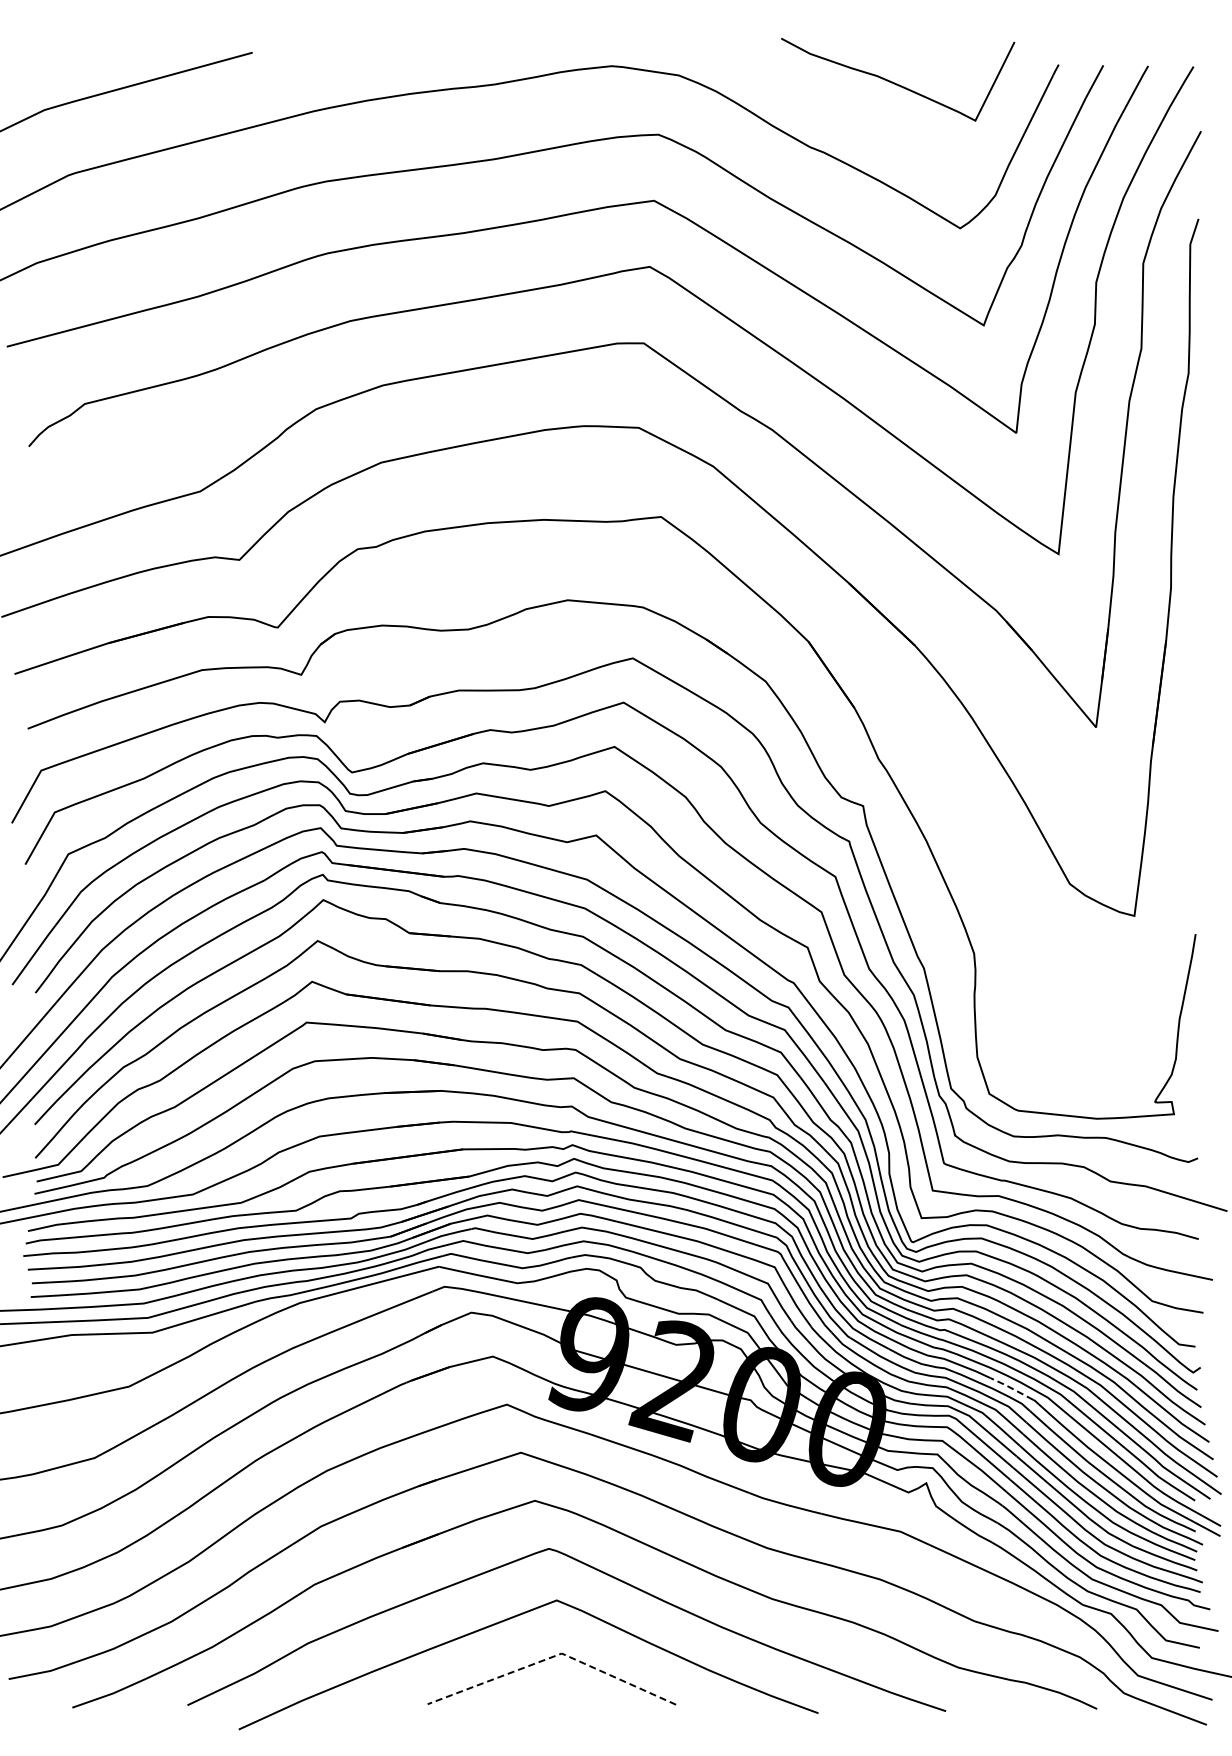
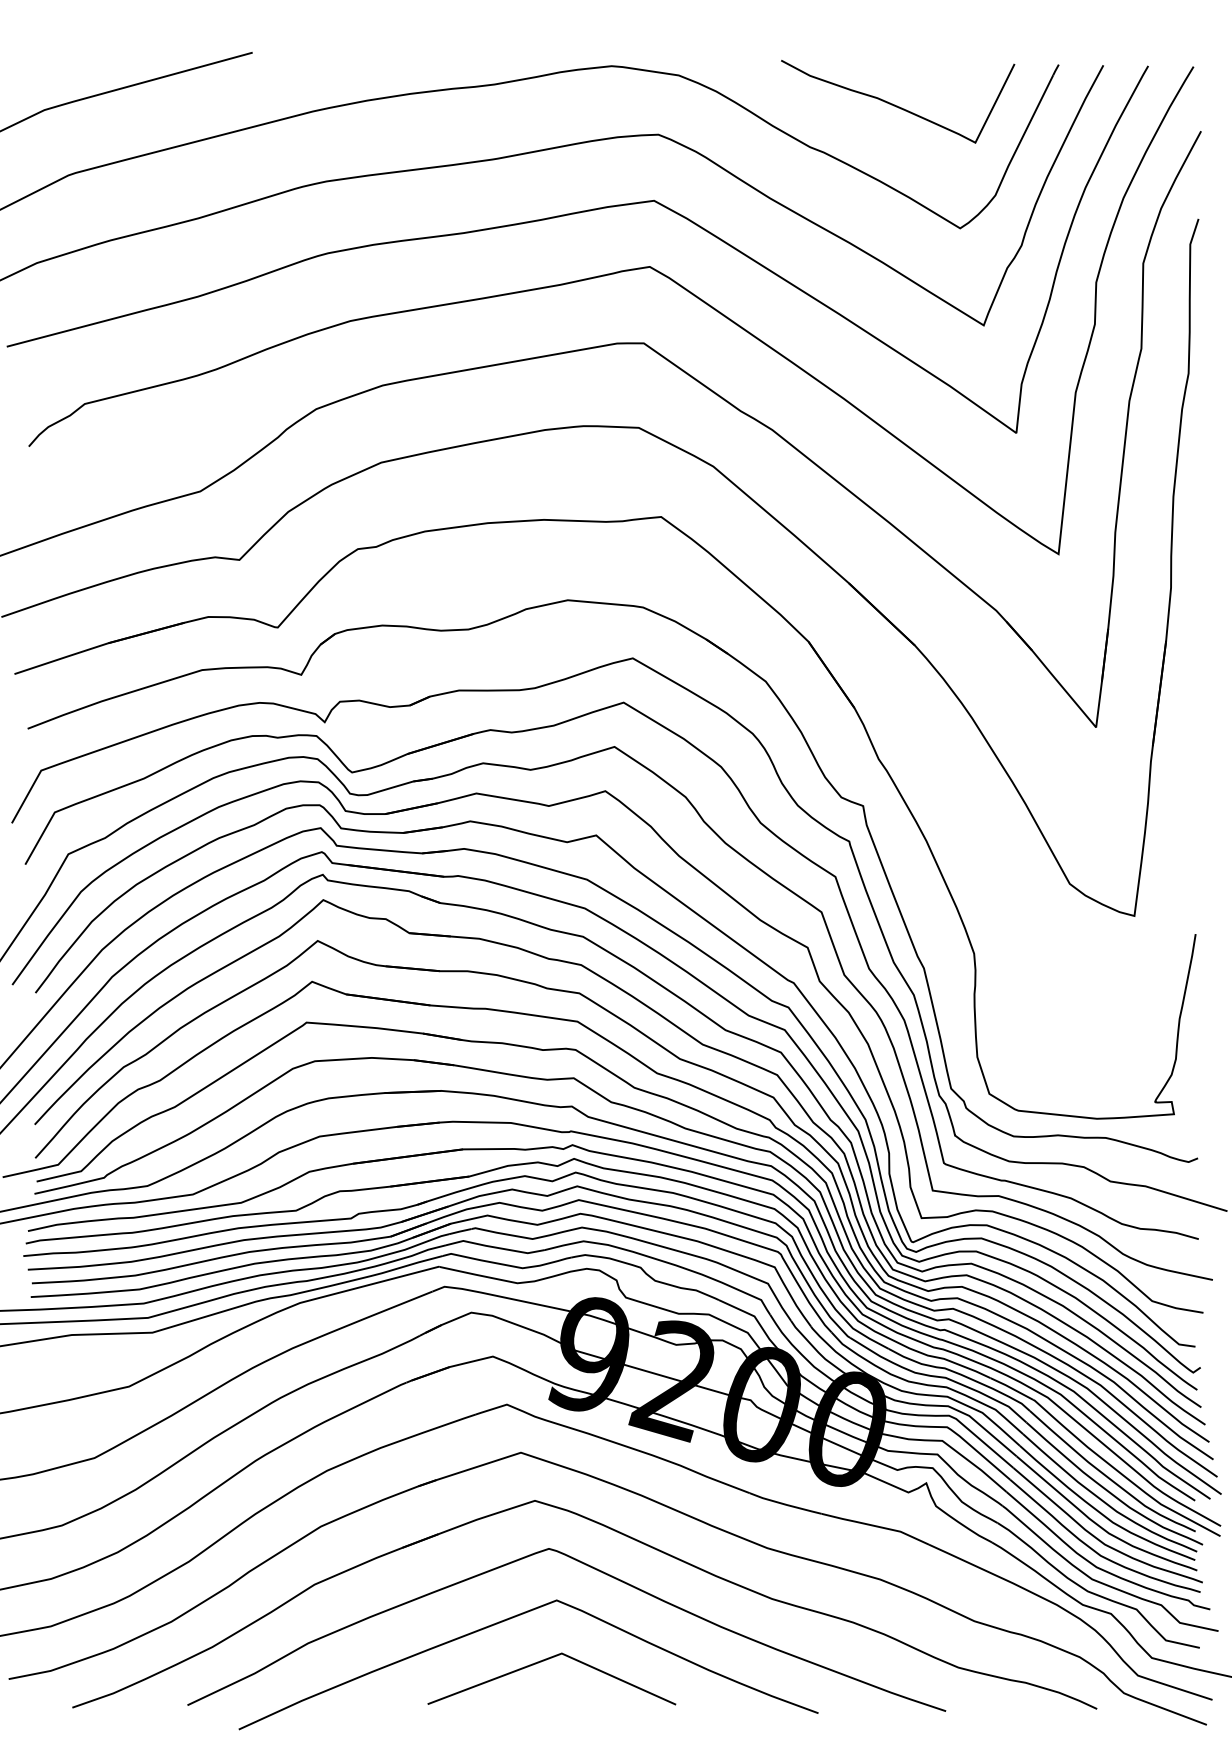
curve position: (897, 83) -> (897, 105) (897, 105)
line: dashed -> solid (1011, 1388)
line: dashed -> solid (553, 1656)
